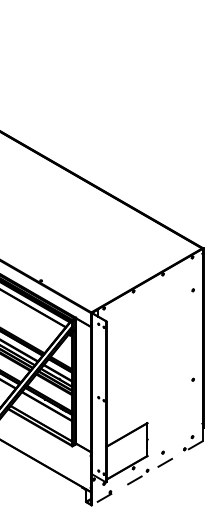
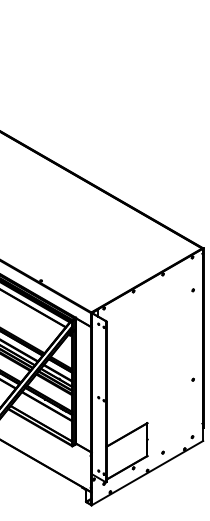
line: dashed -> solid (146, 473)
